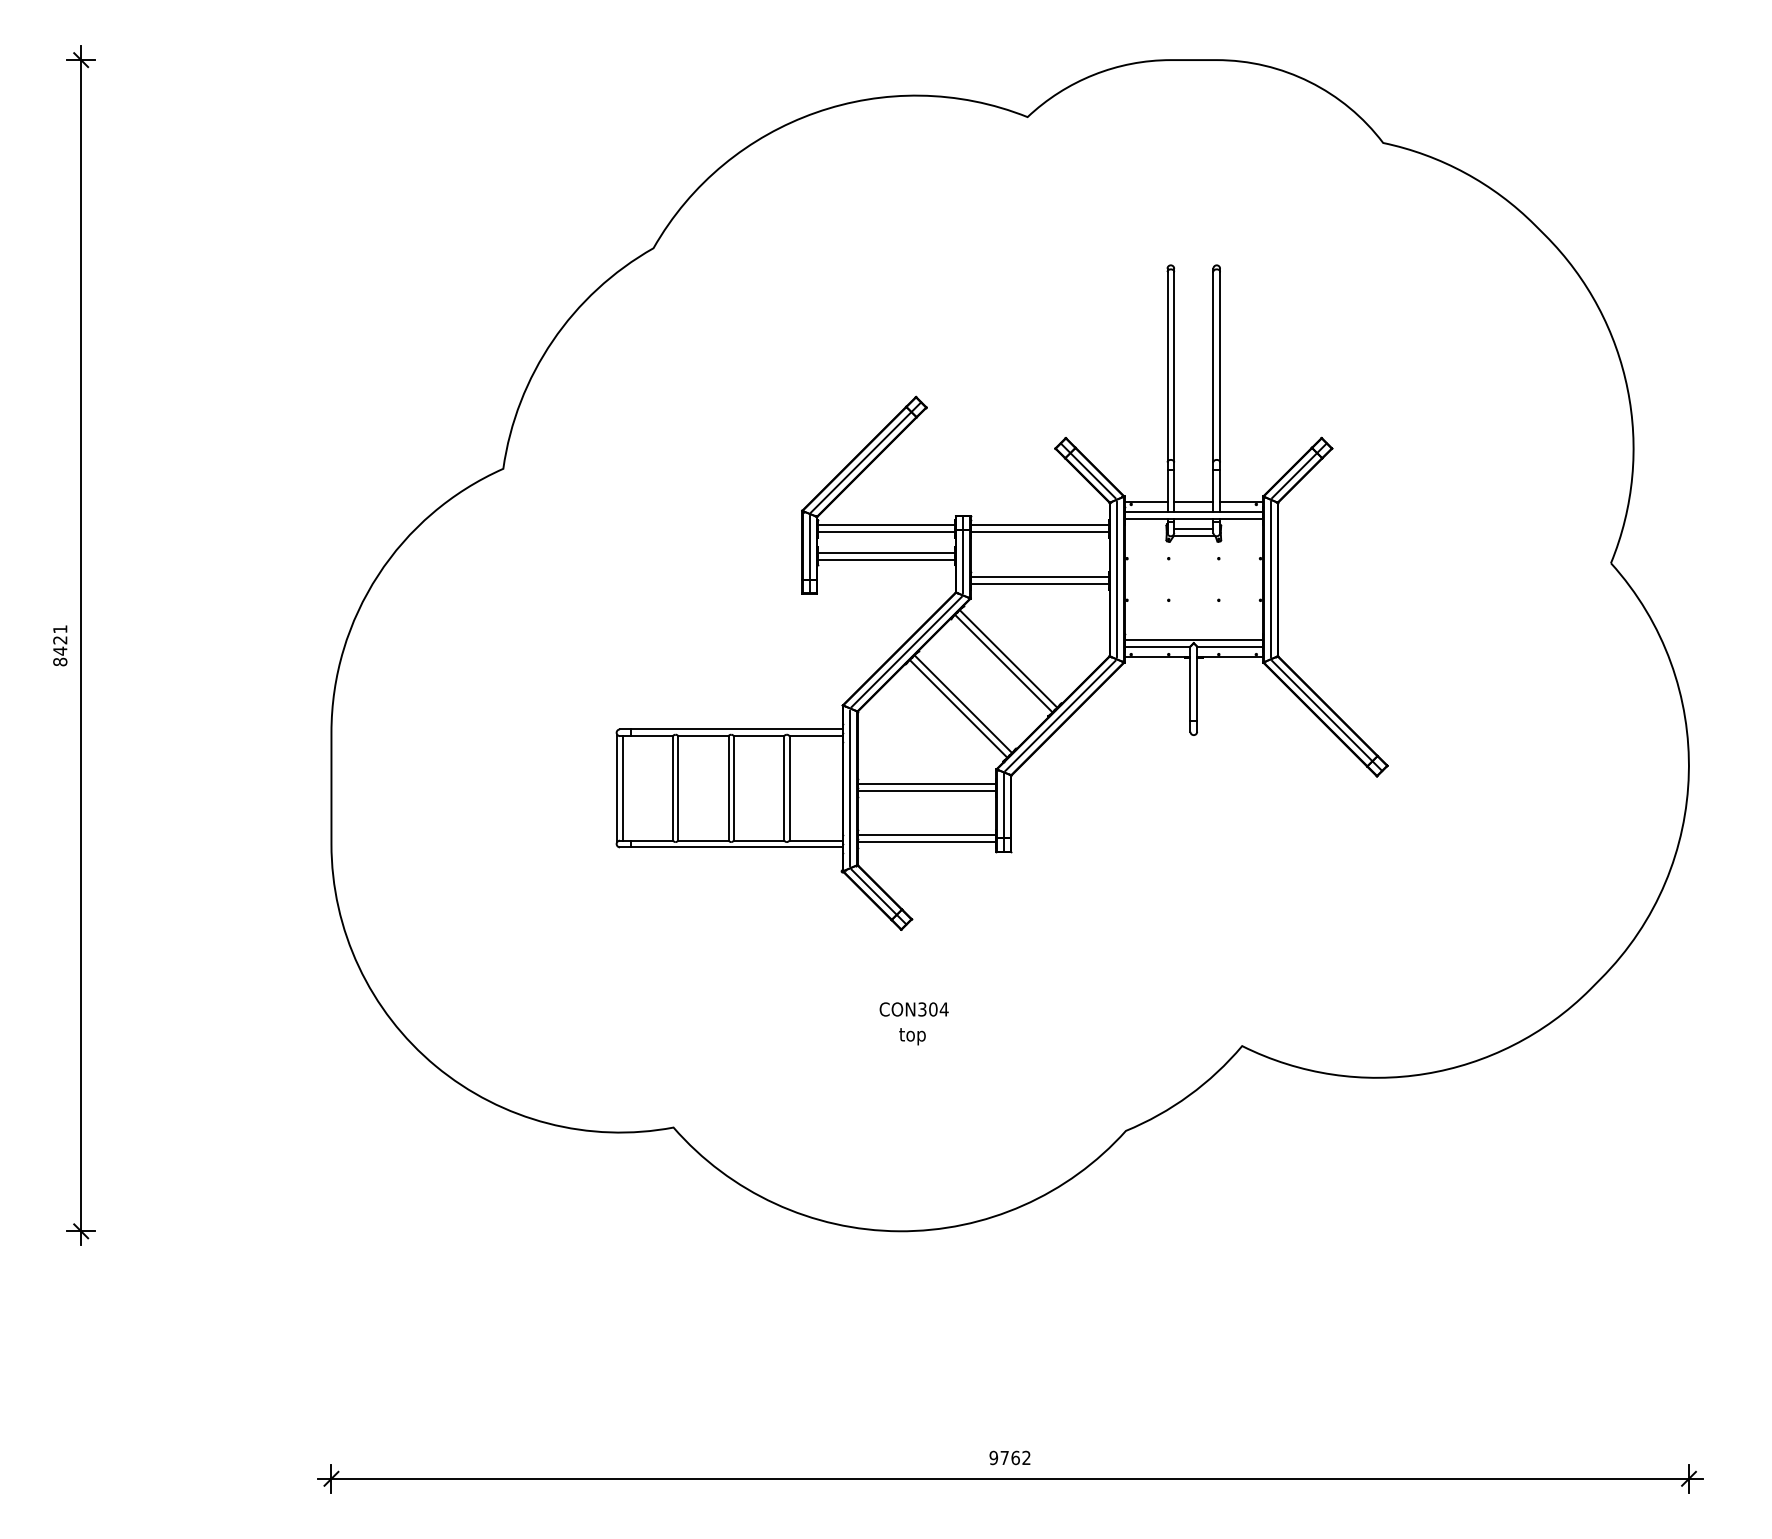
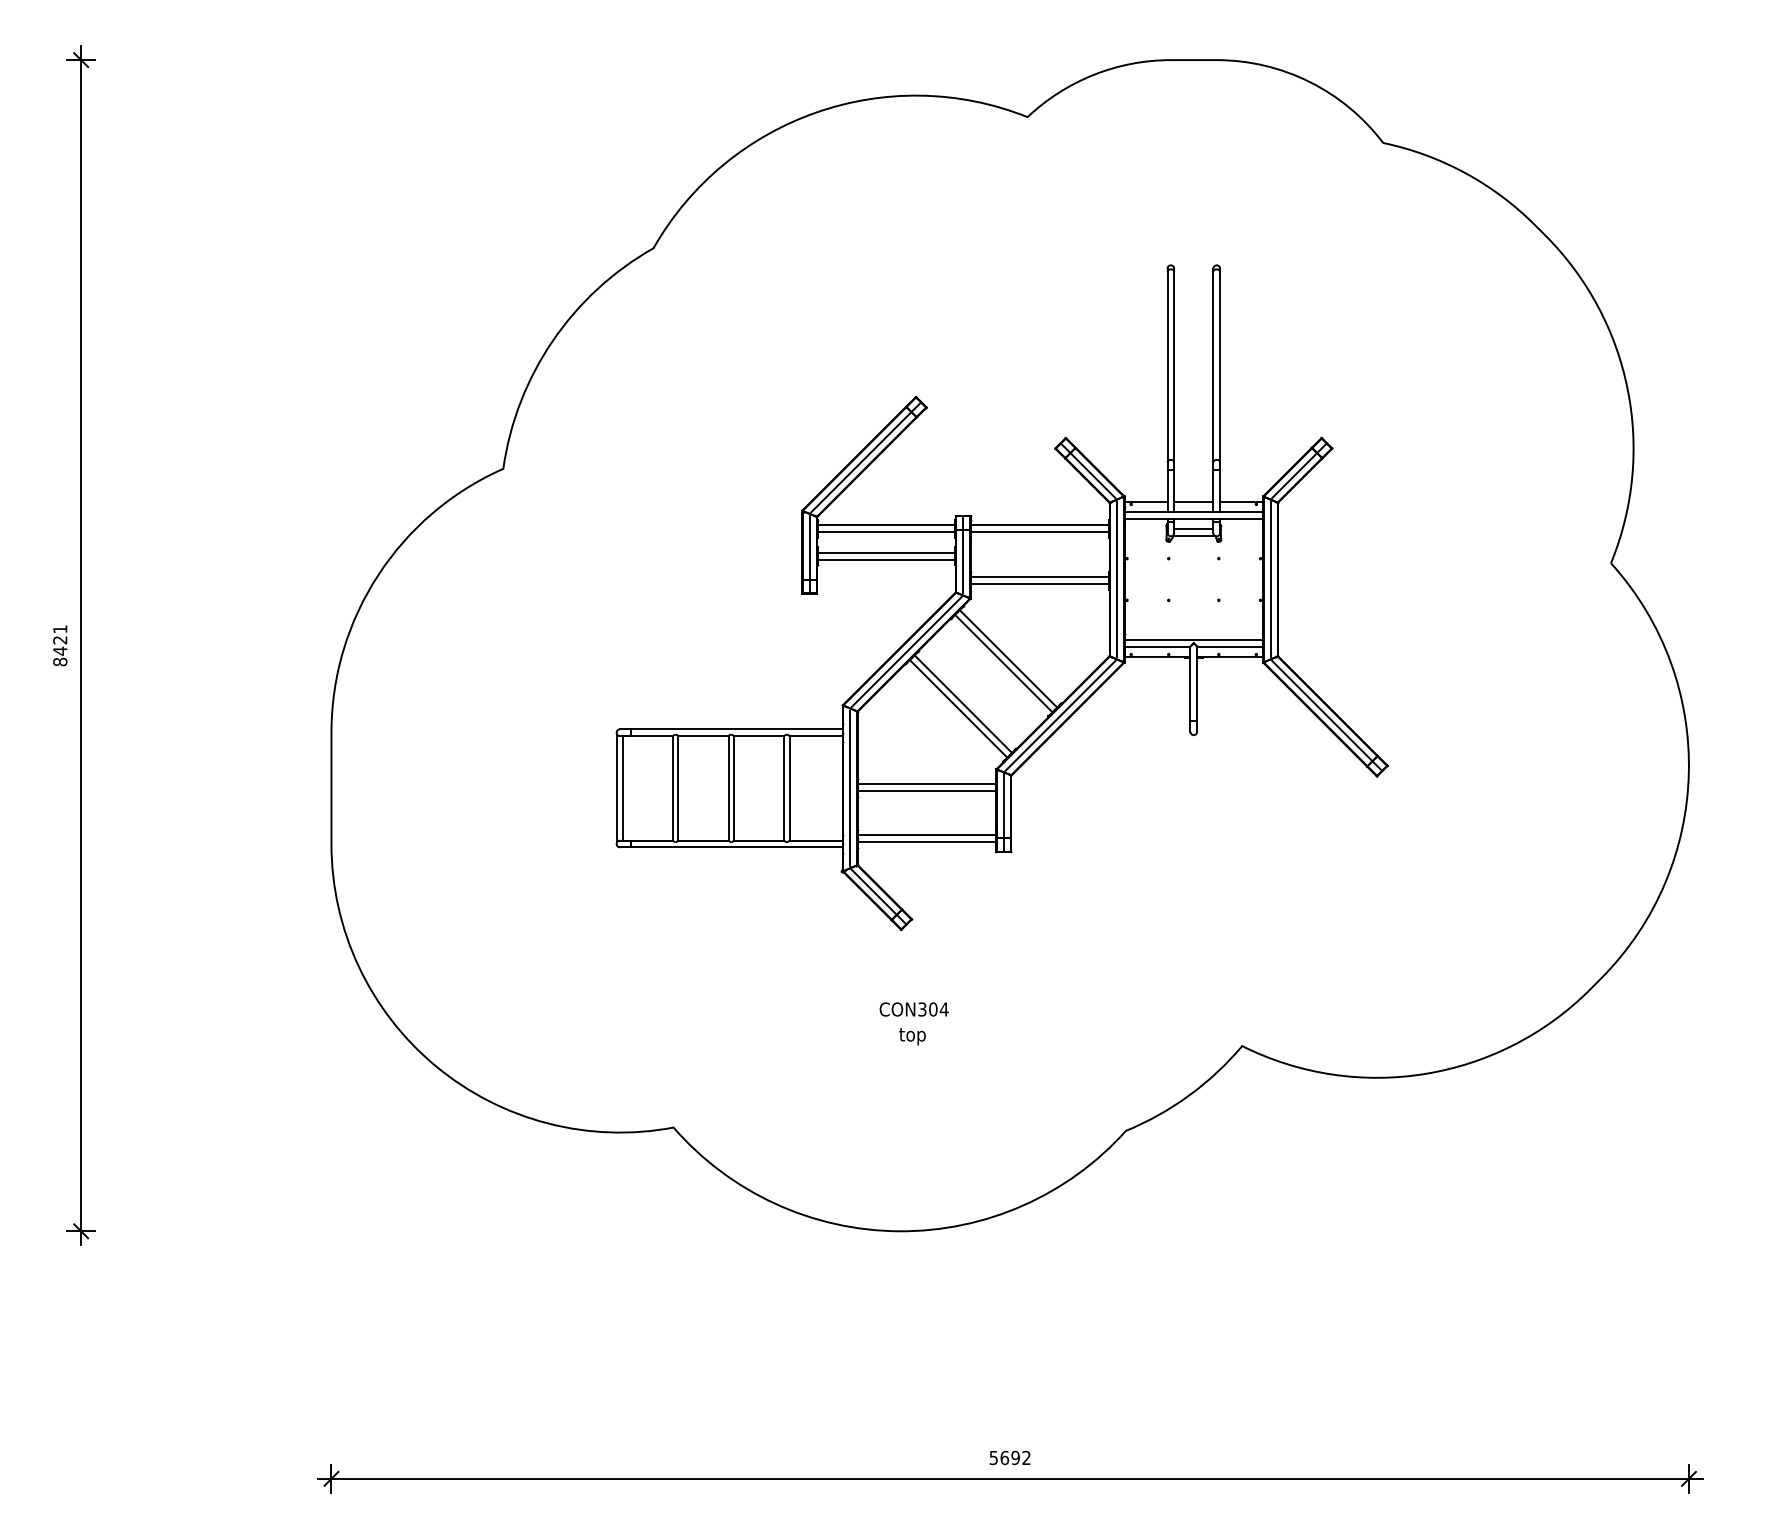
text: 9762 -> 5692 (1004, 1457)
